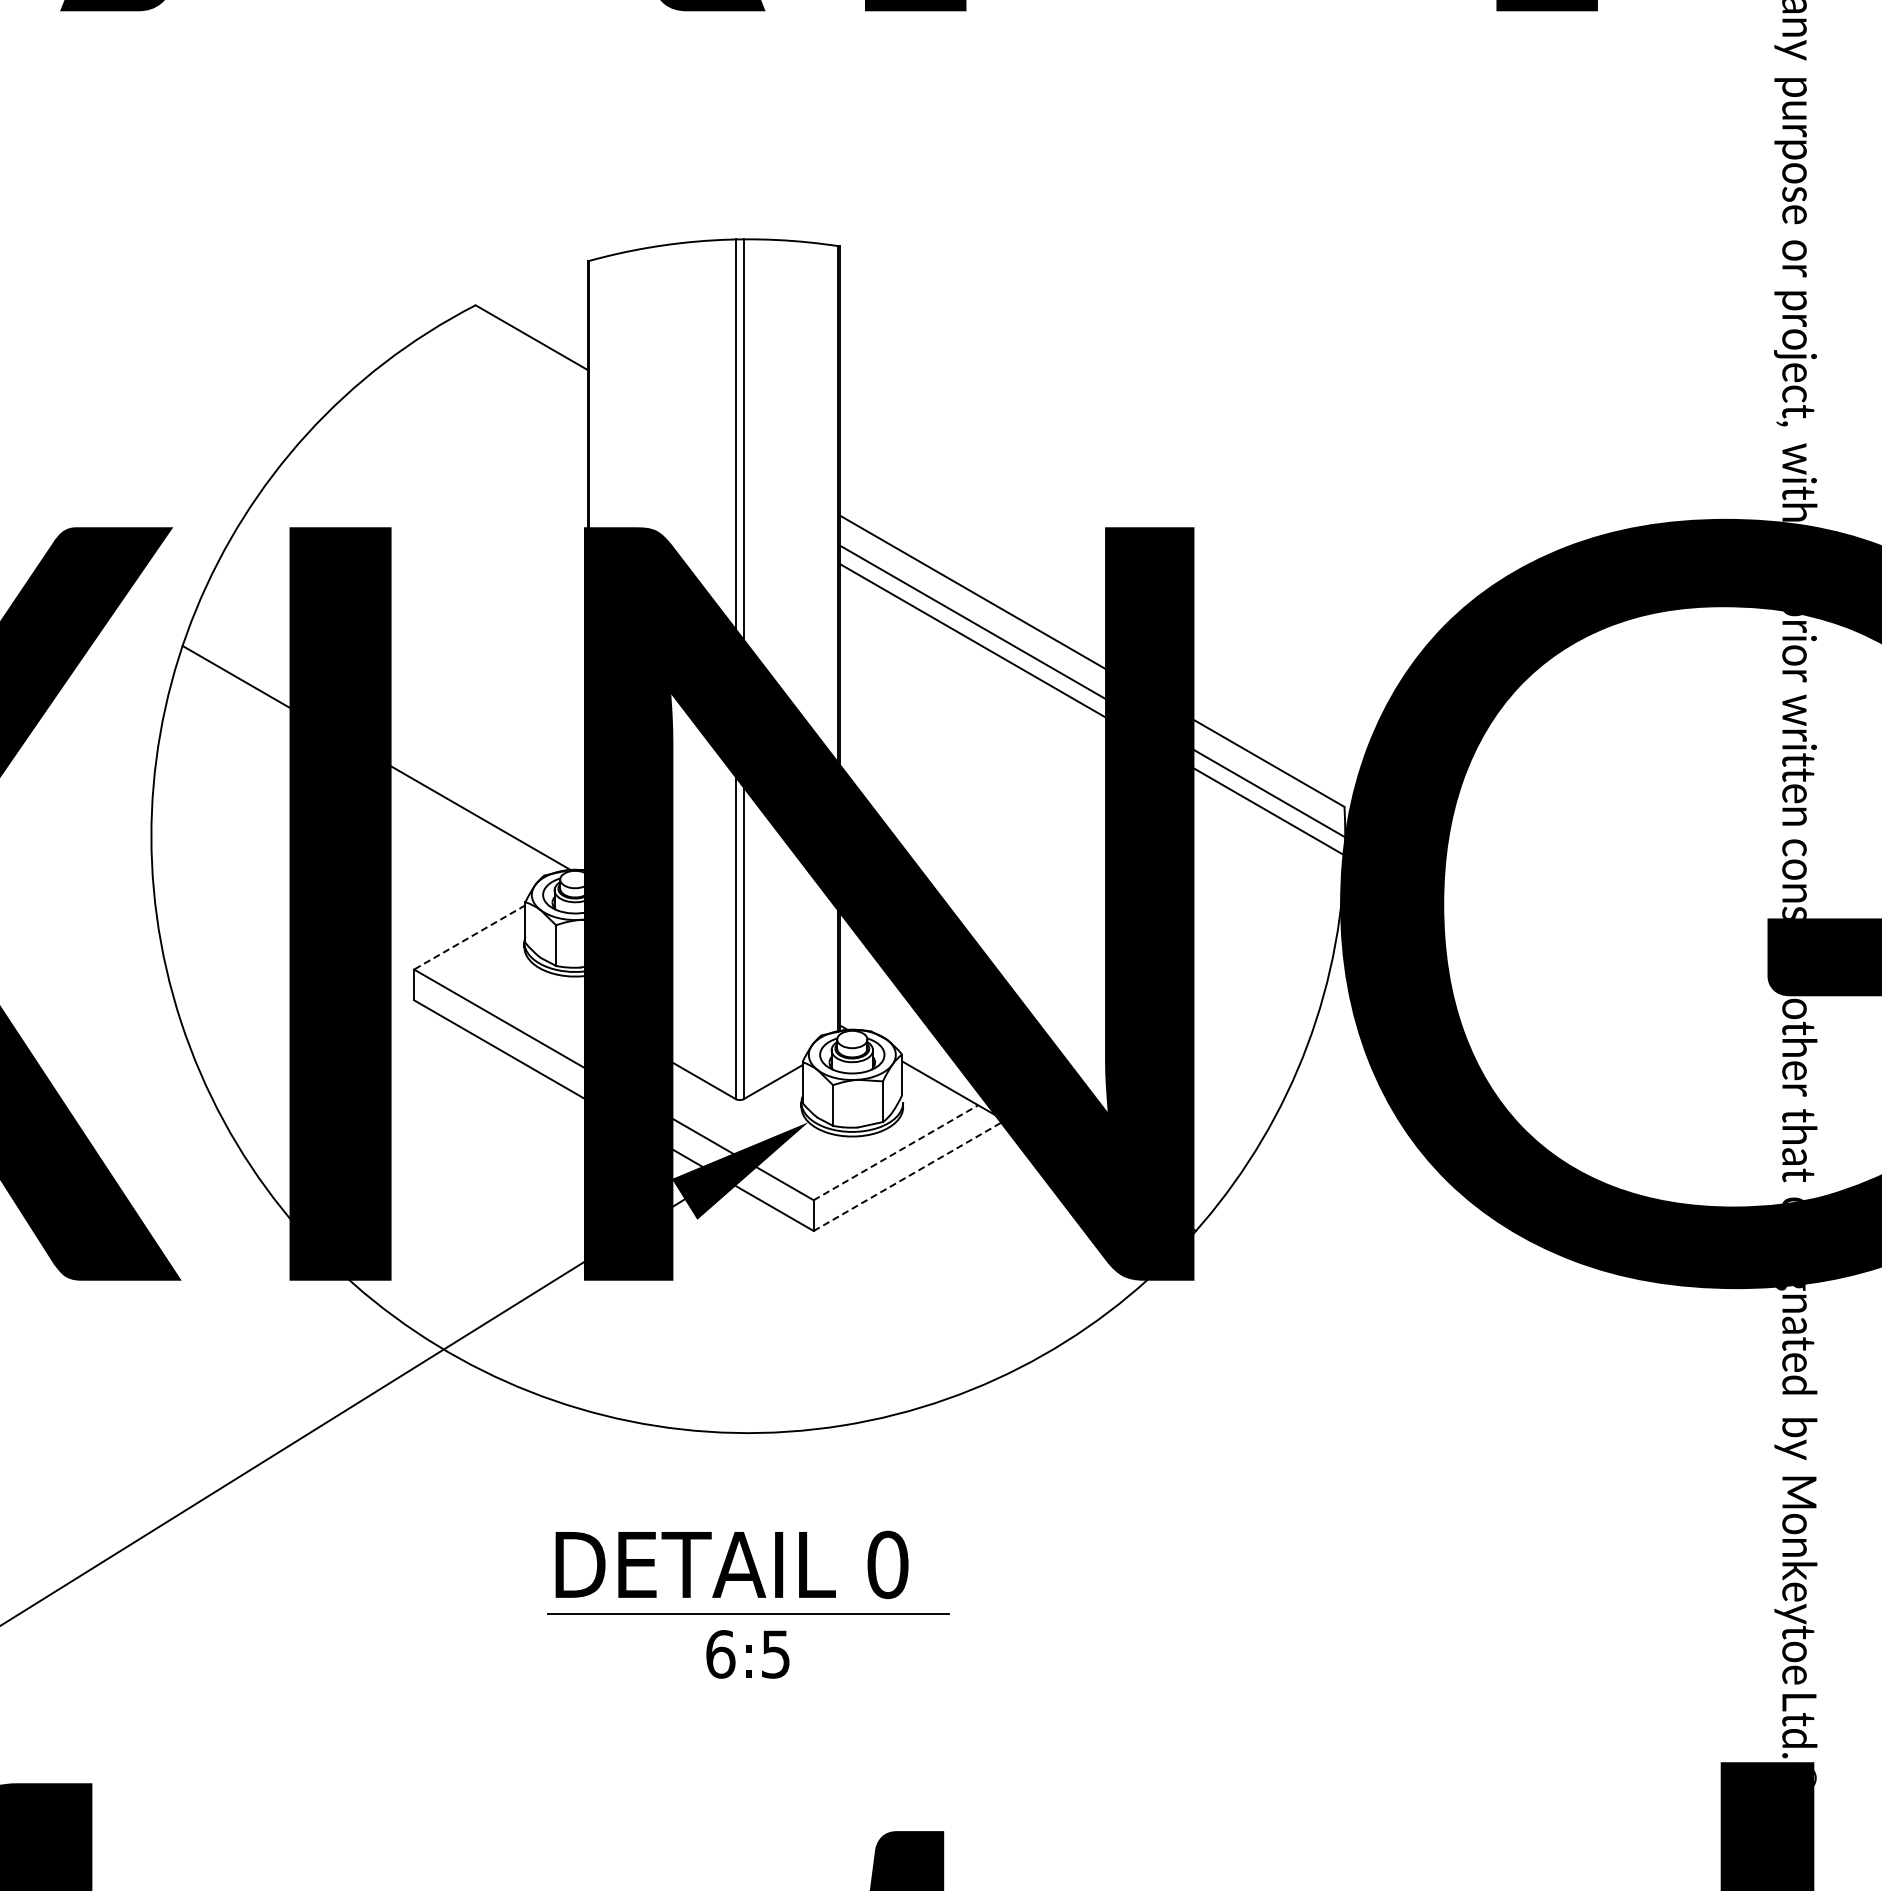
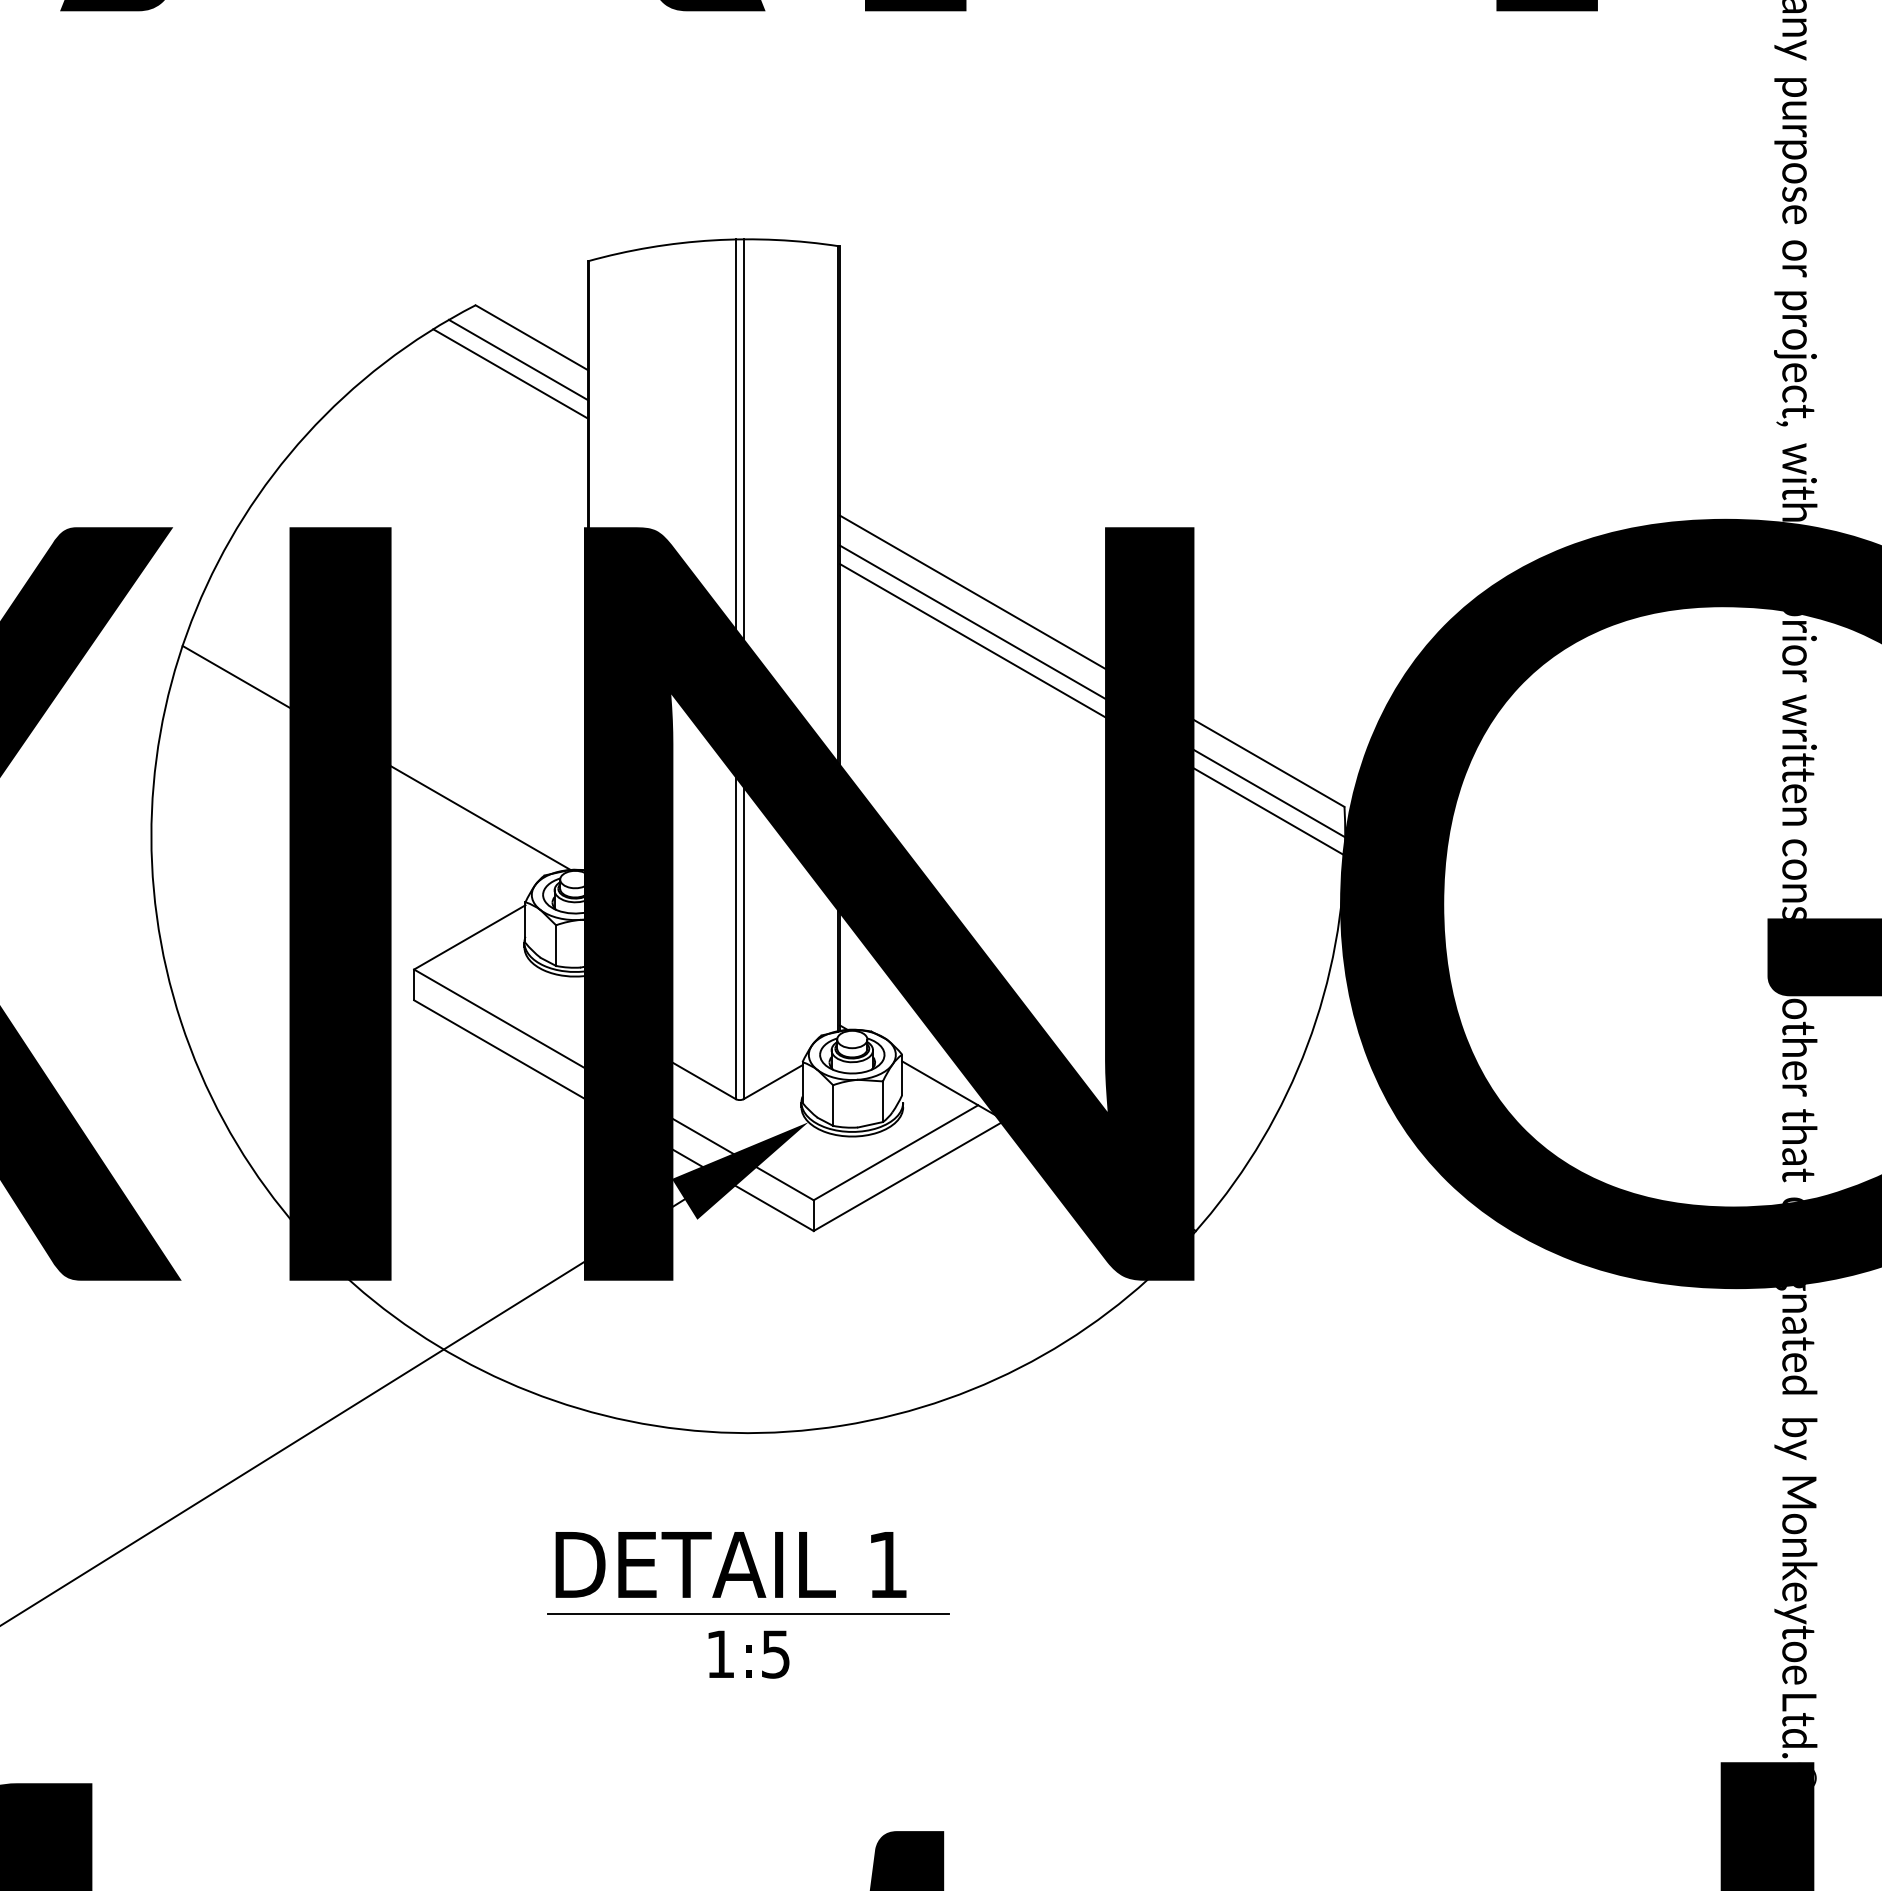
line: none -> present (517, 359)
line: none -> present (510, 373)
line: dashed -> solid (469, 937)
line: dashed -> solid (895, 1152)
line: dashed -> solid (909, 1175)
text: 0 -> 1 (887, 1564)
text: 6 -> 1 (720, 1654)
